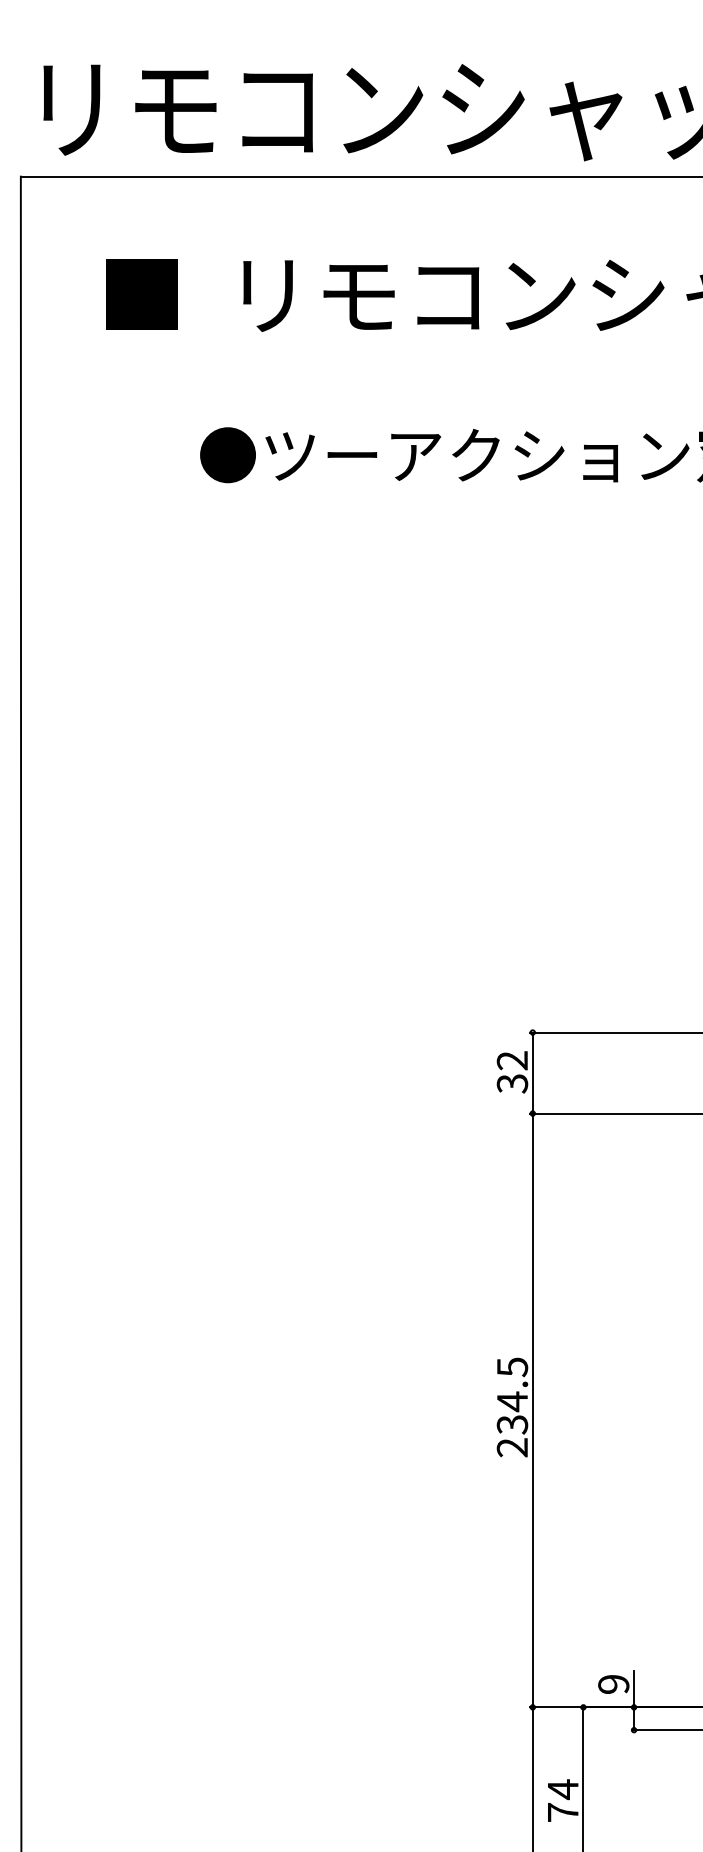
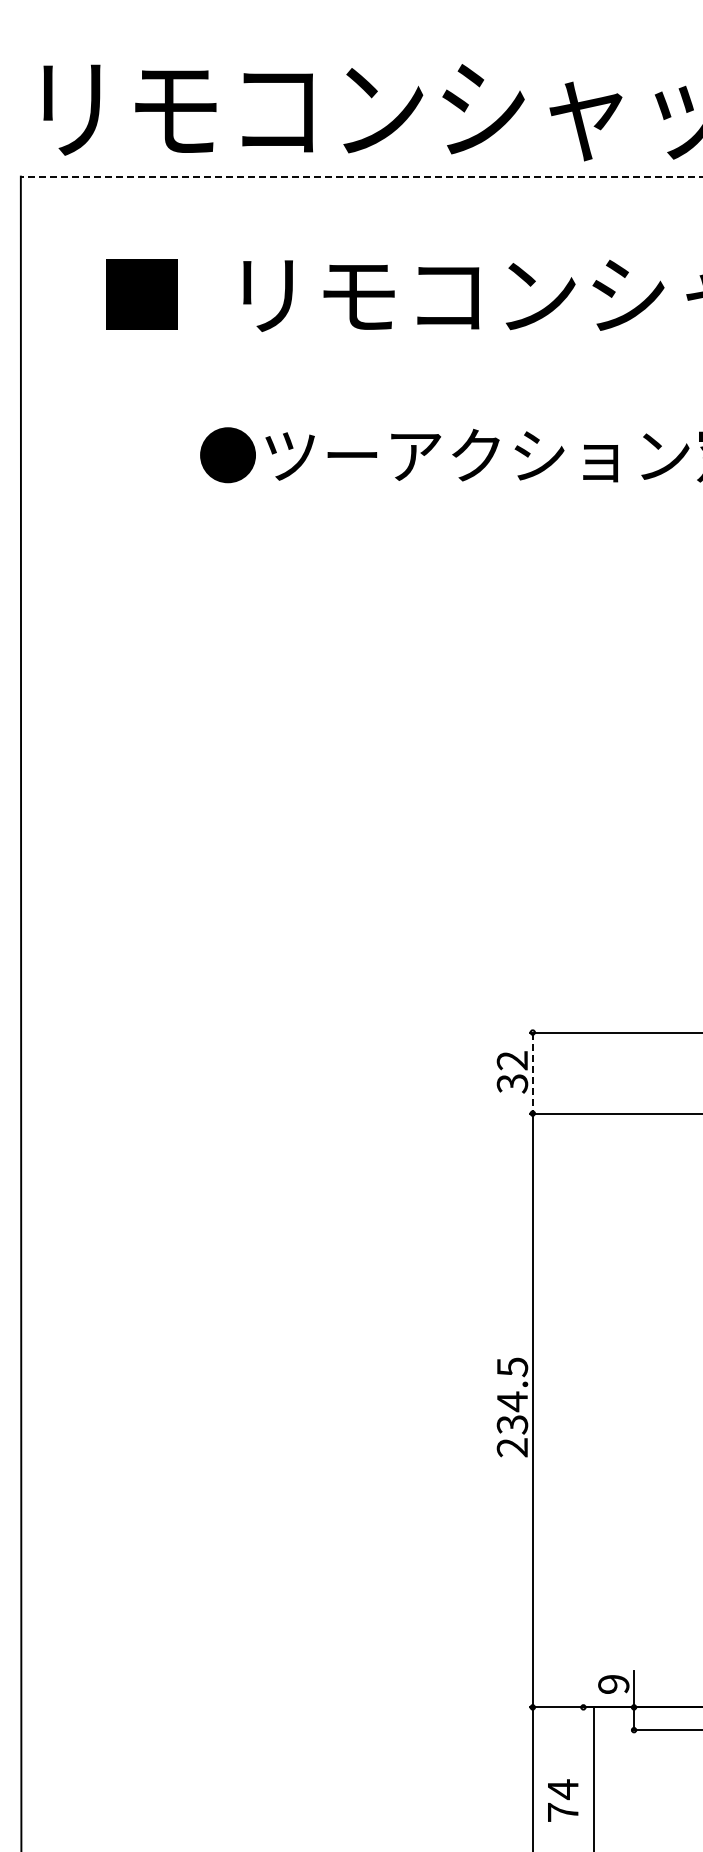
line: solid -> dashed (361, 176)
line: solid -> dashed (532, 1073)
line position: (583, 1777) -> (594, 1777) (594, 1777)
